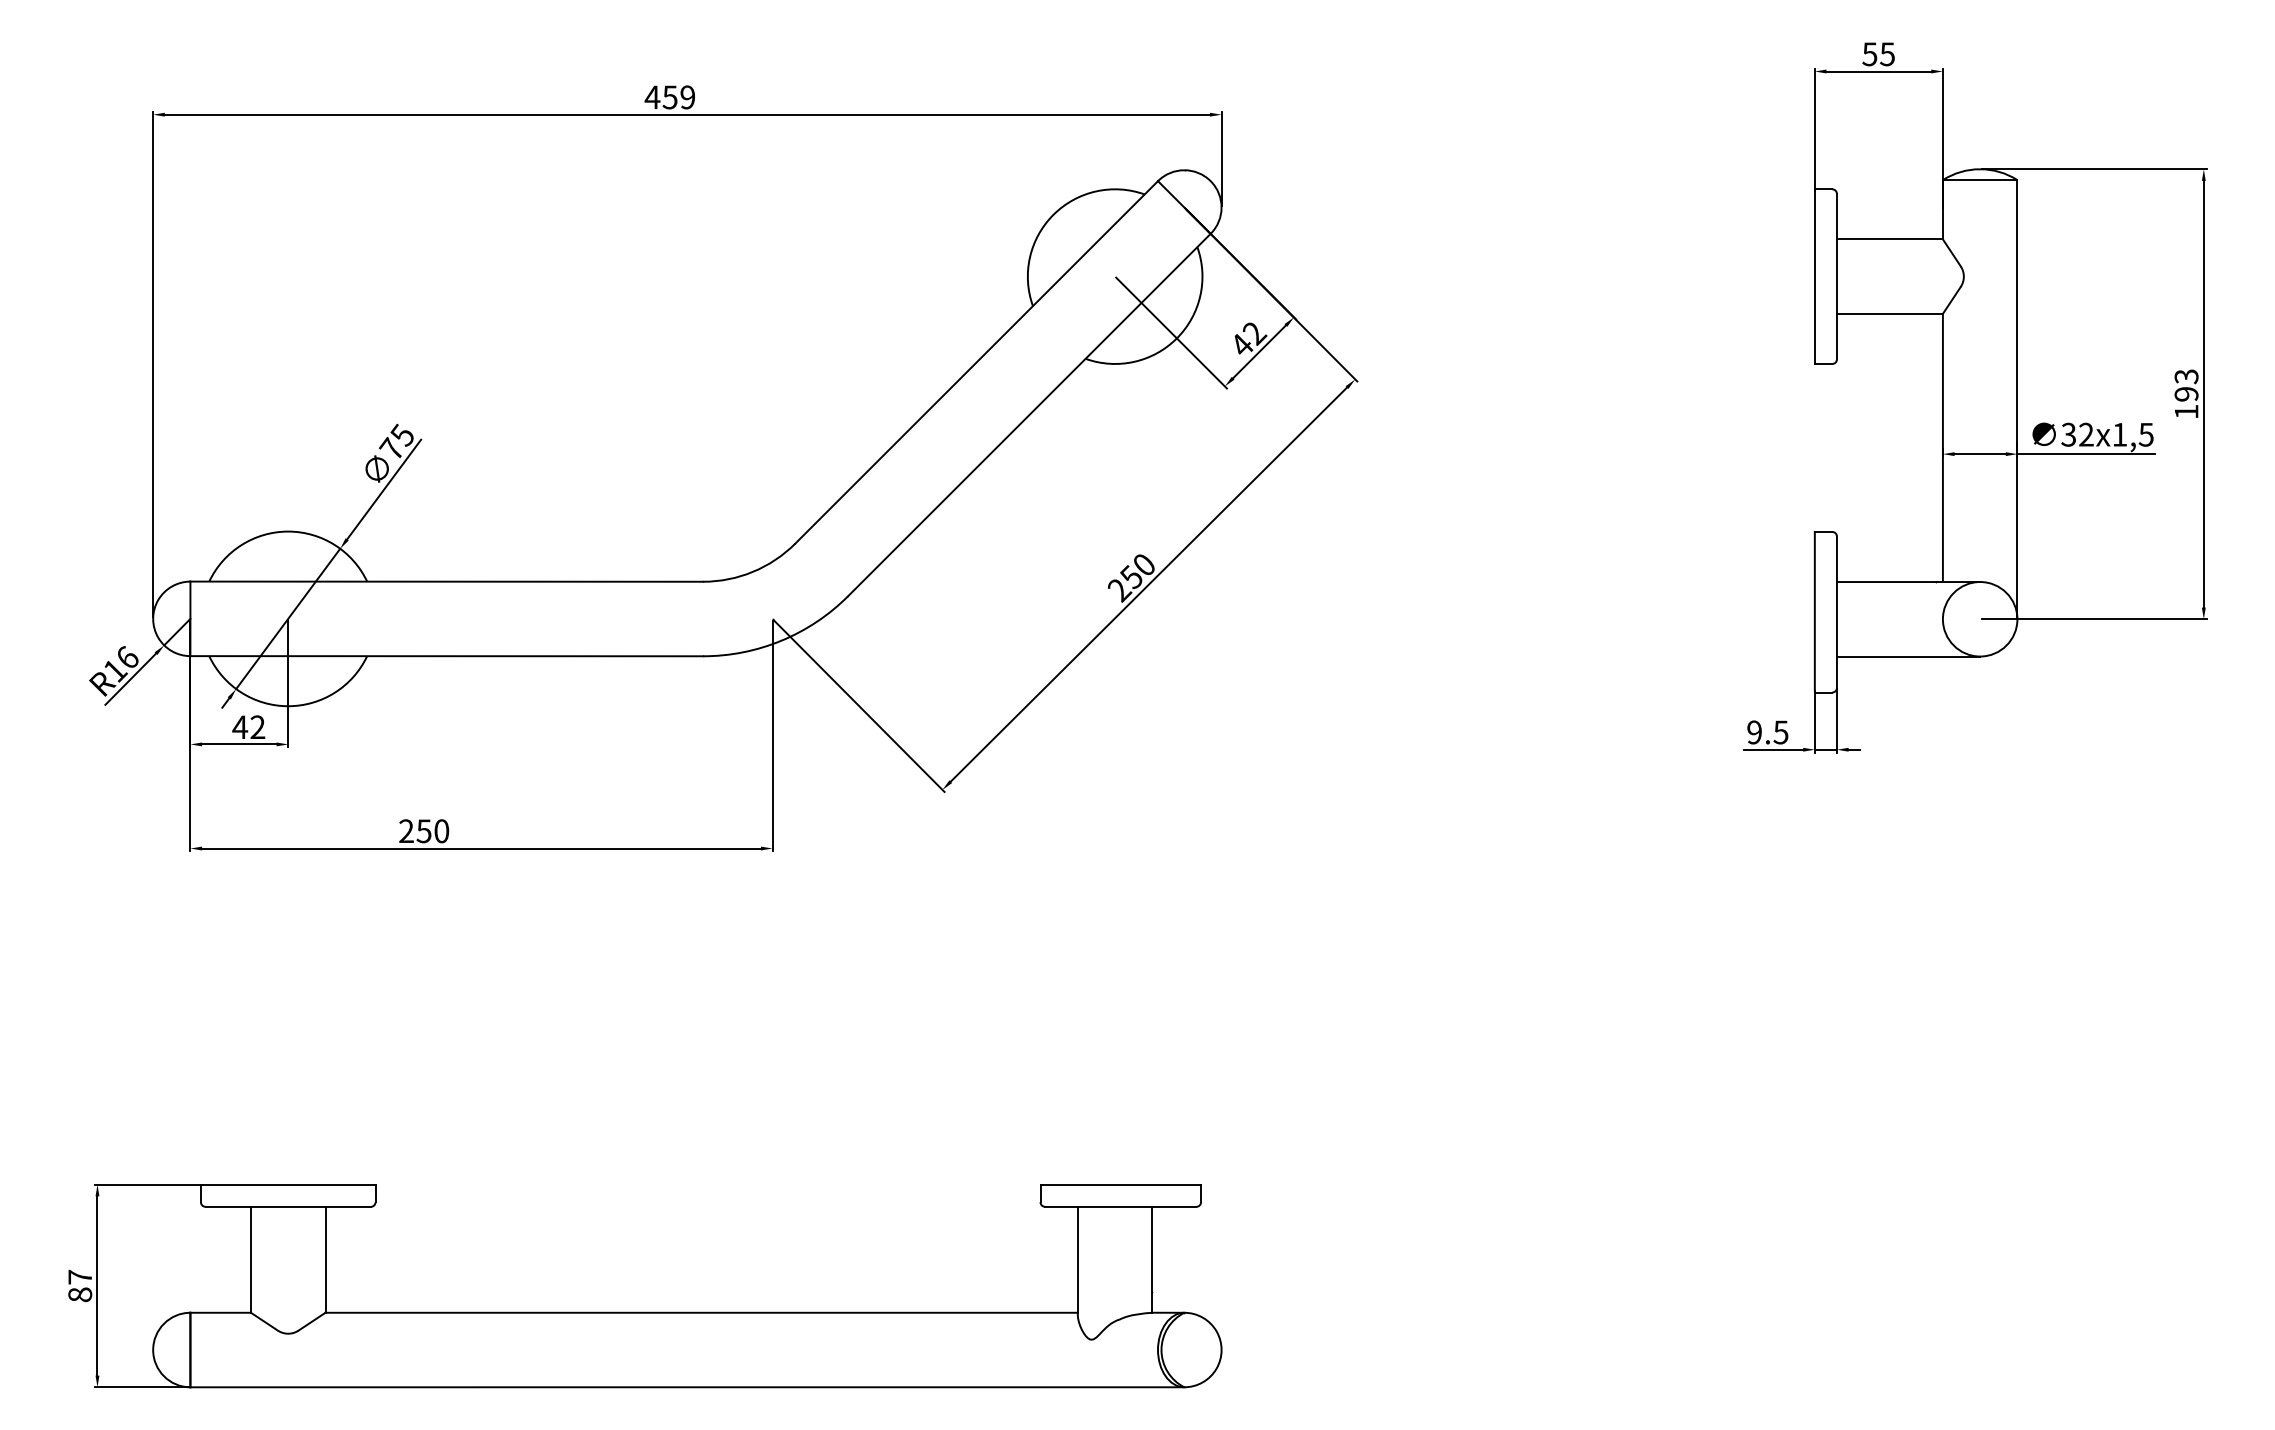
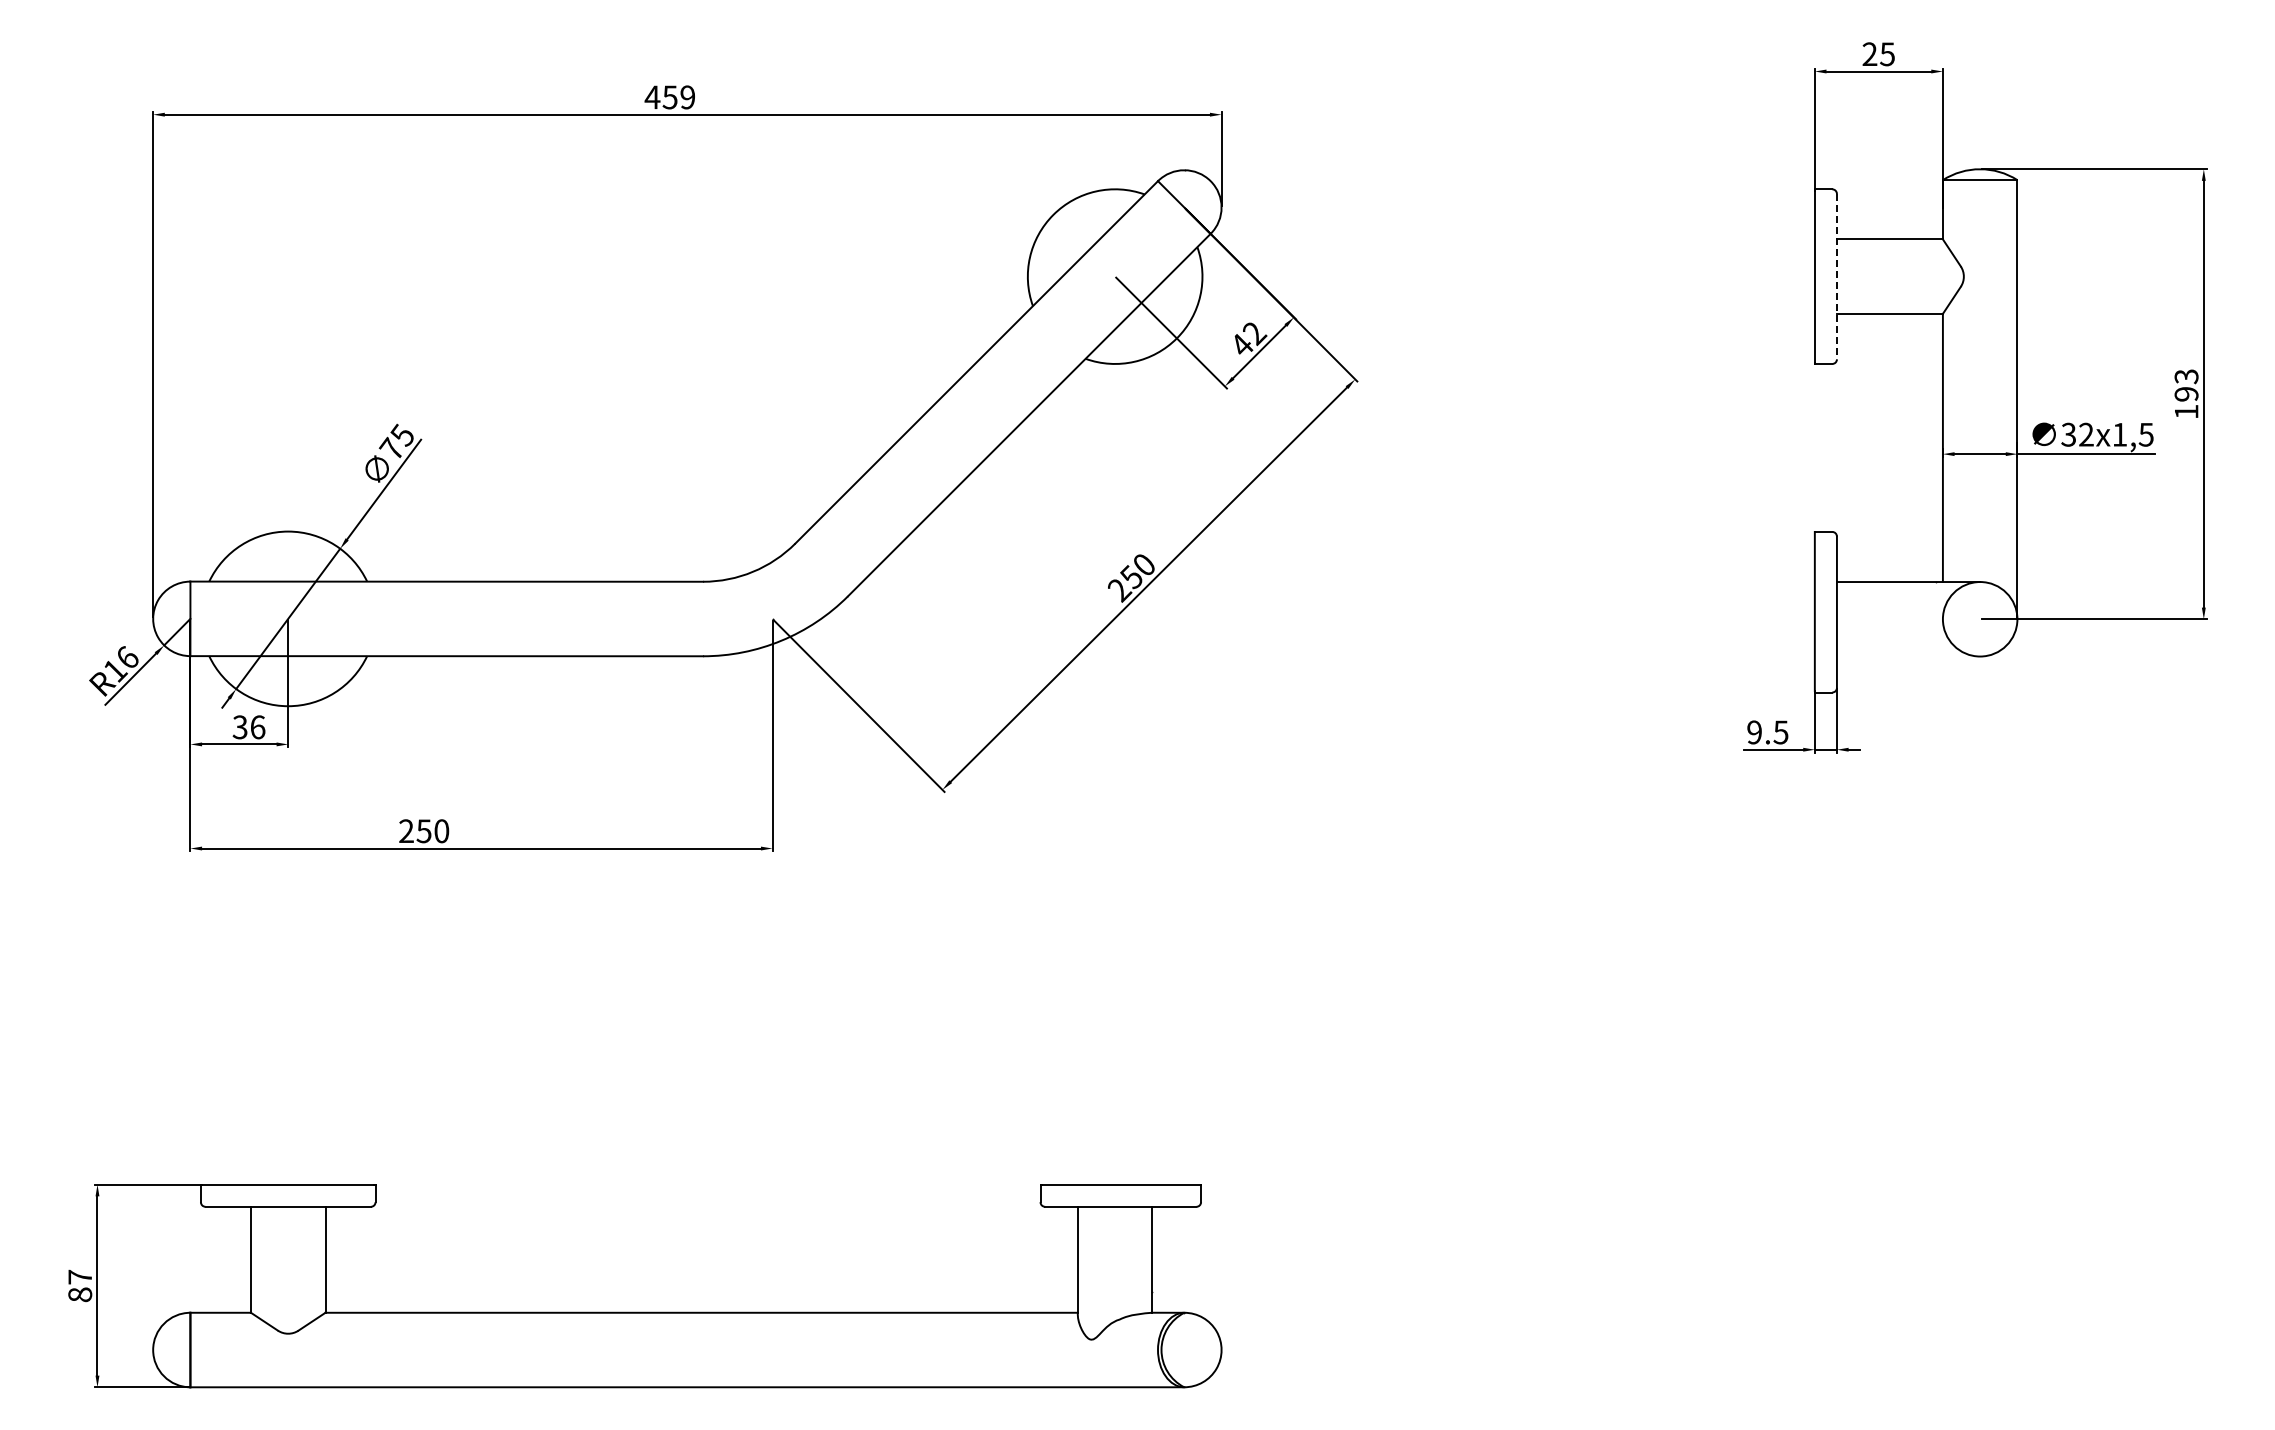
text: 55 -> 25 (1869, 54)
line: solid -> dashed (1836, 276)
line: present -> none (1908, 656)
text: 42 -> 36 (248, 727)
